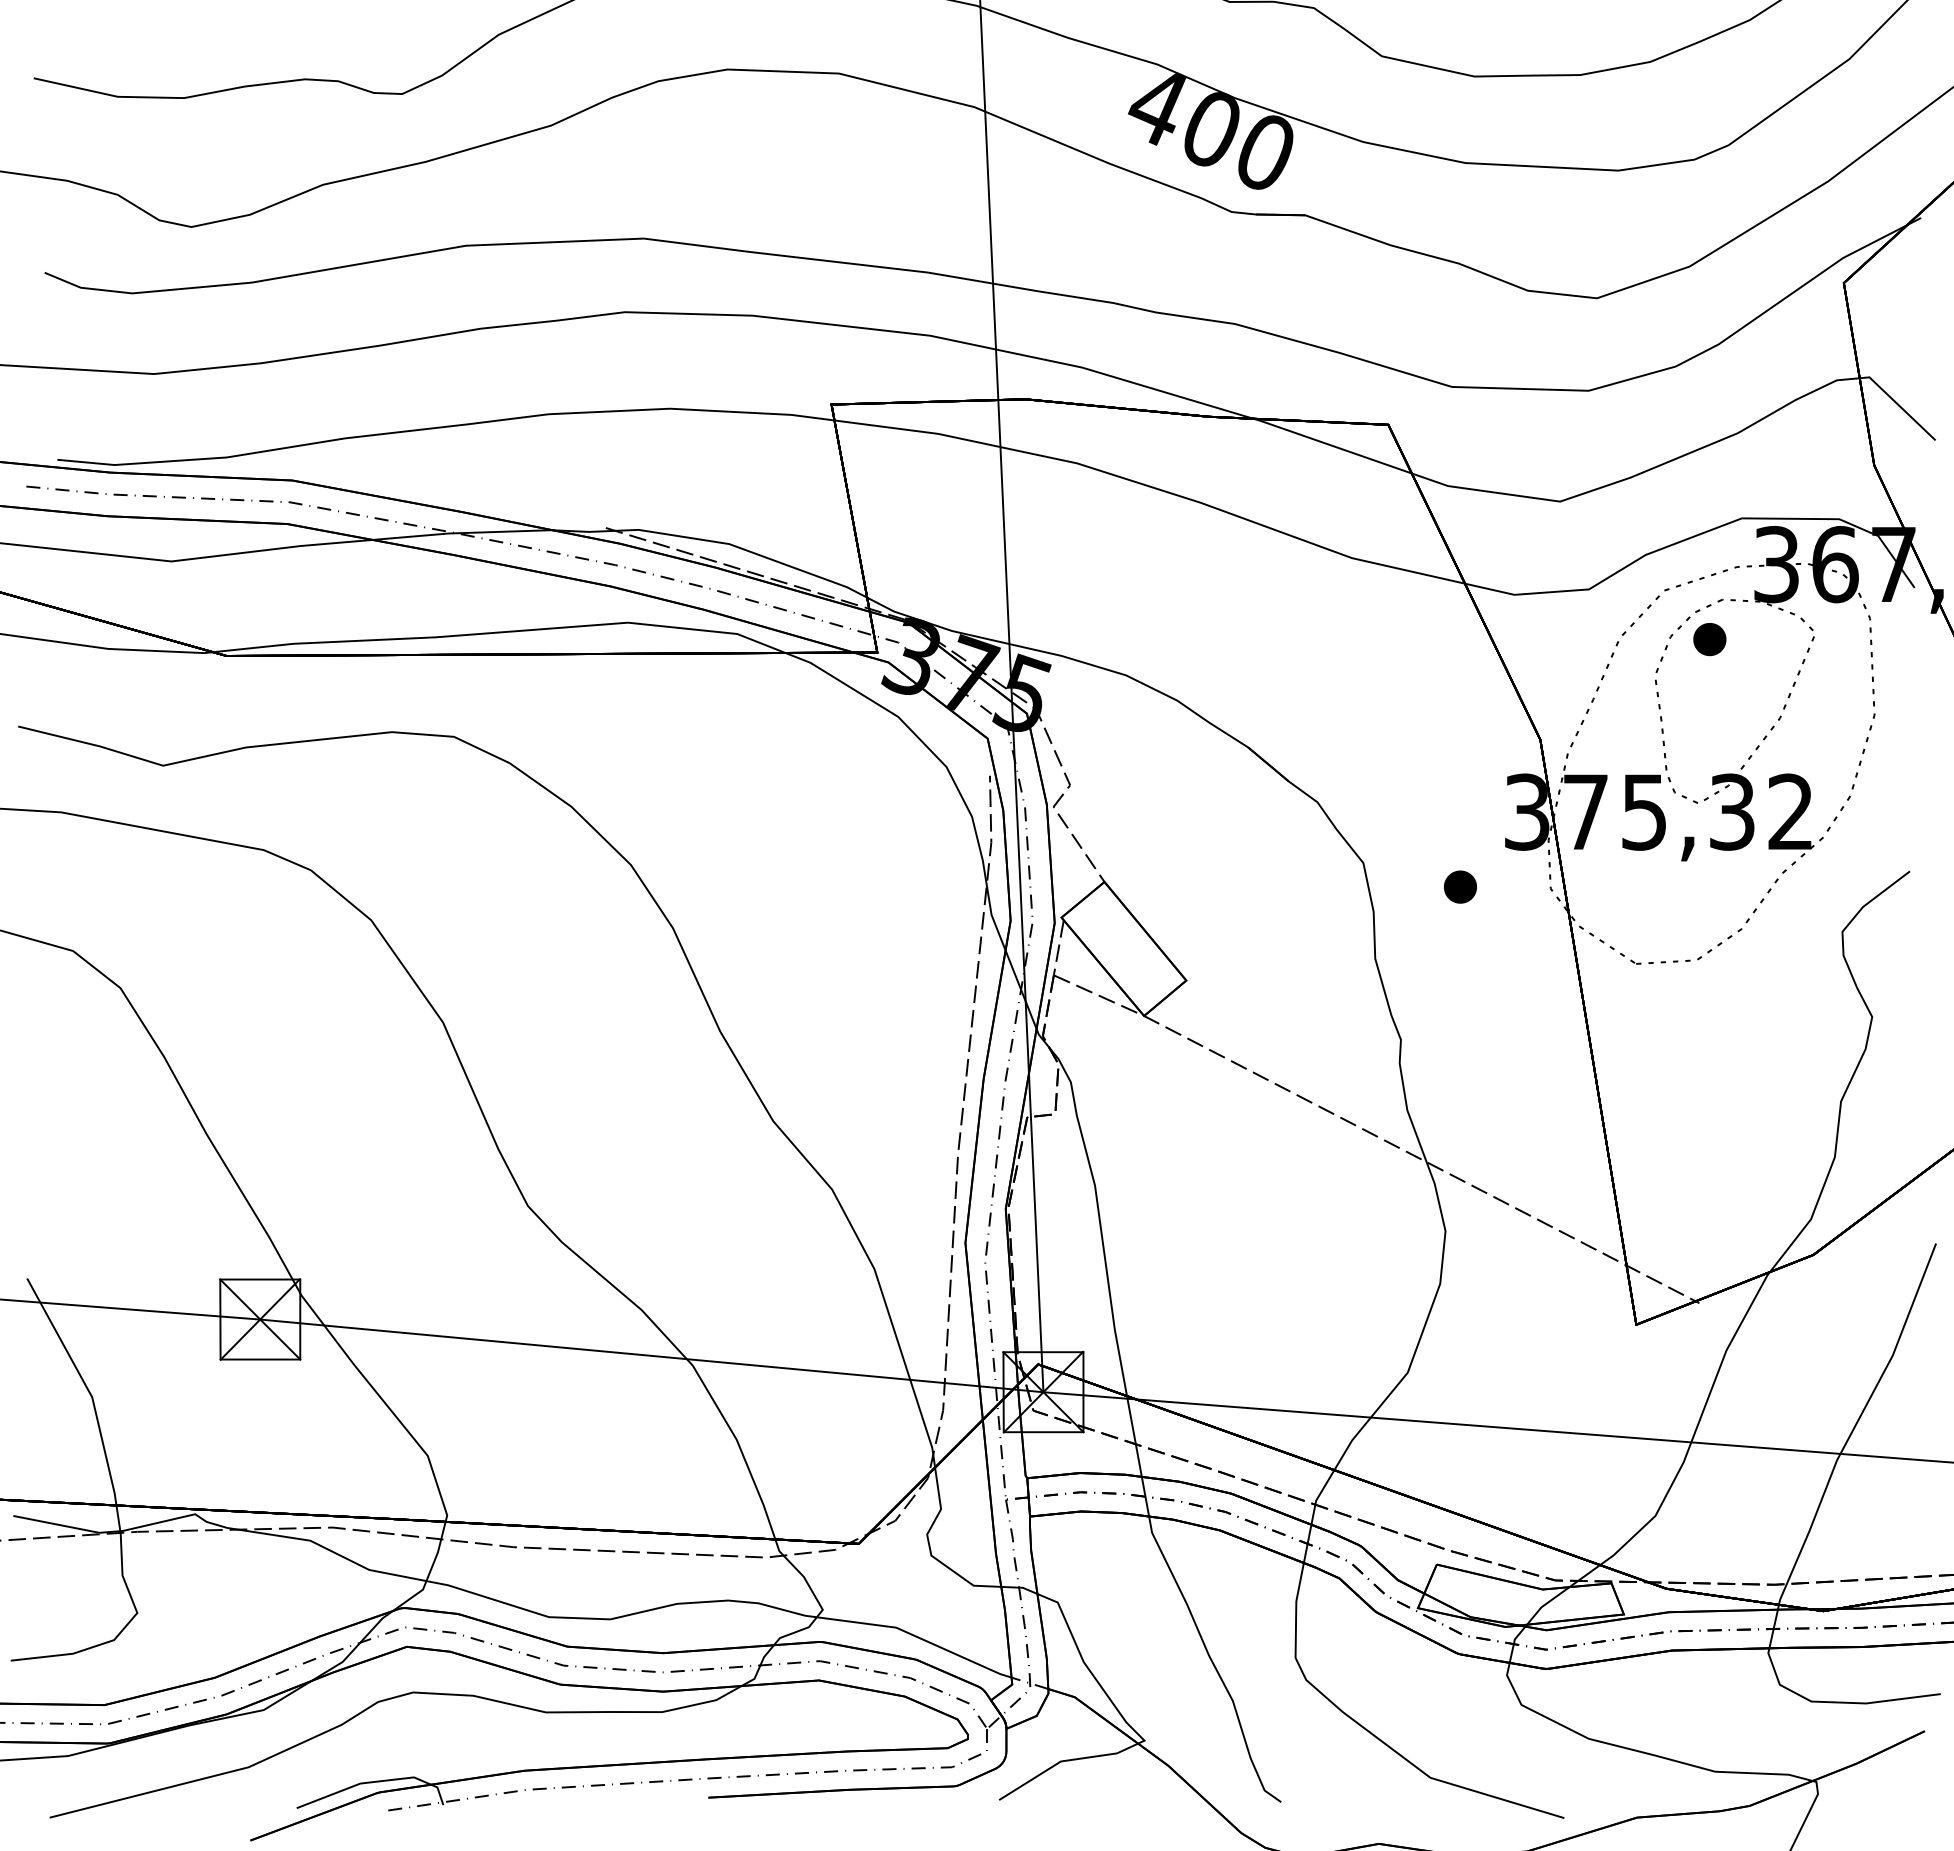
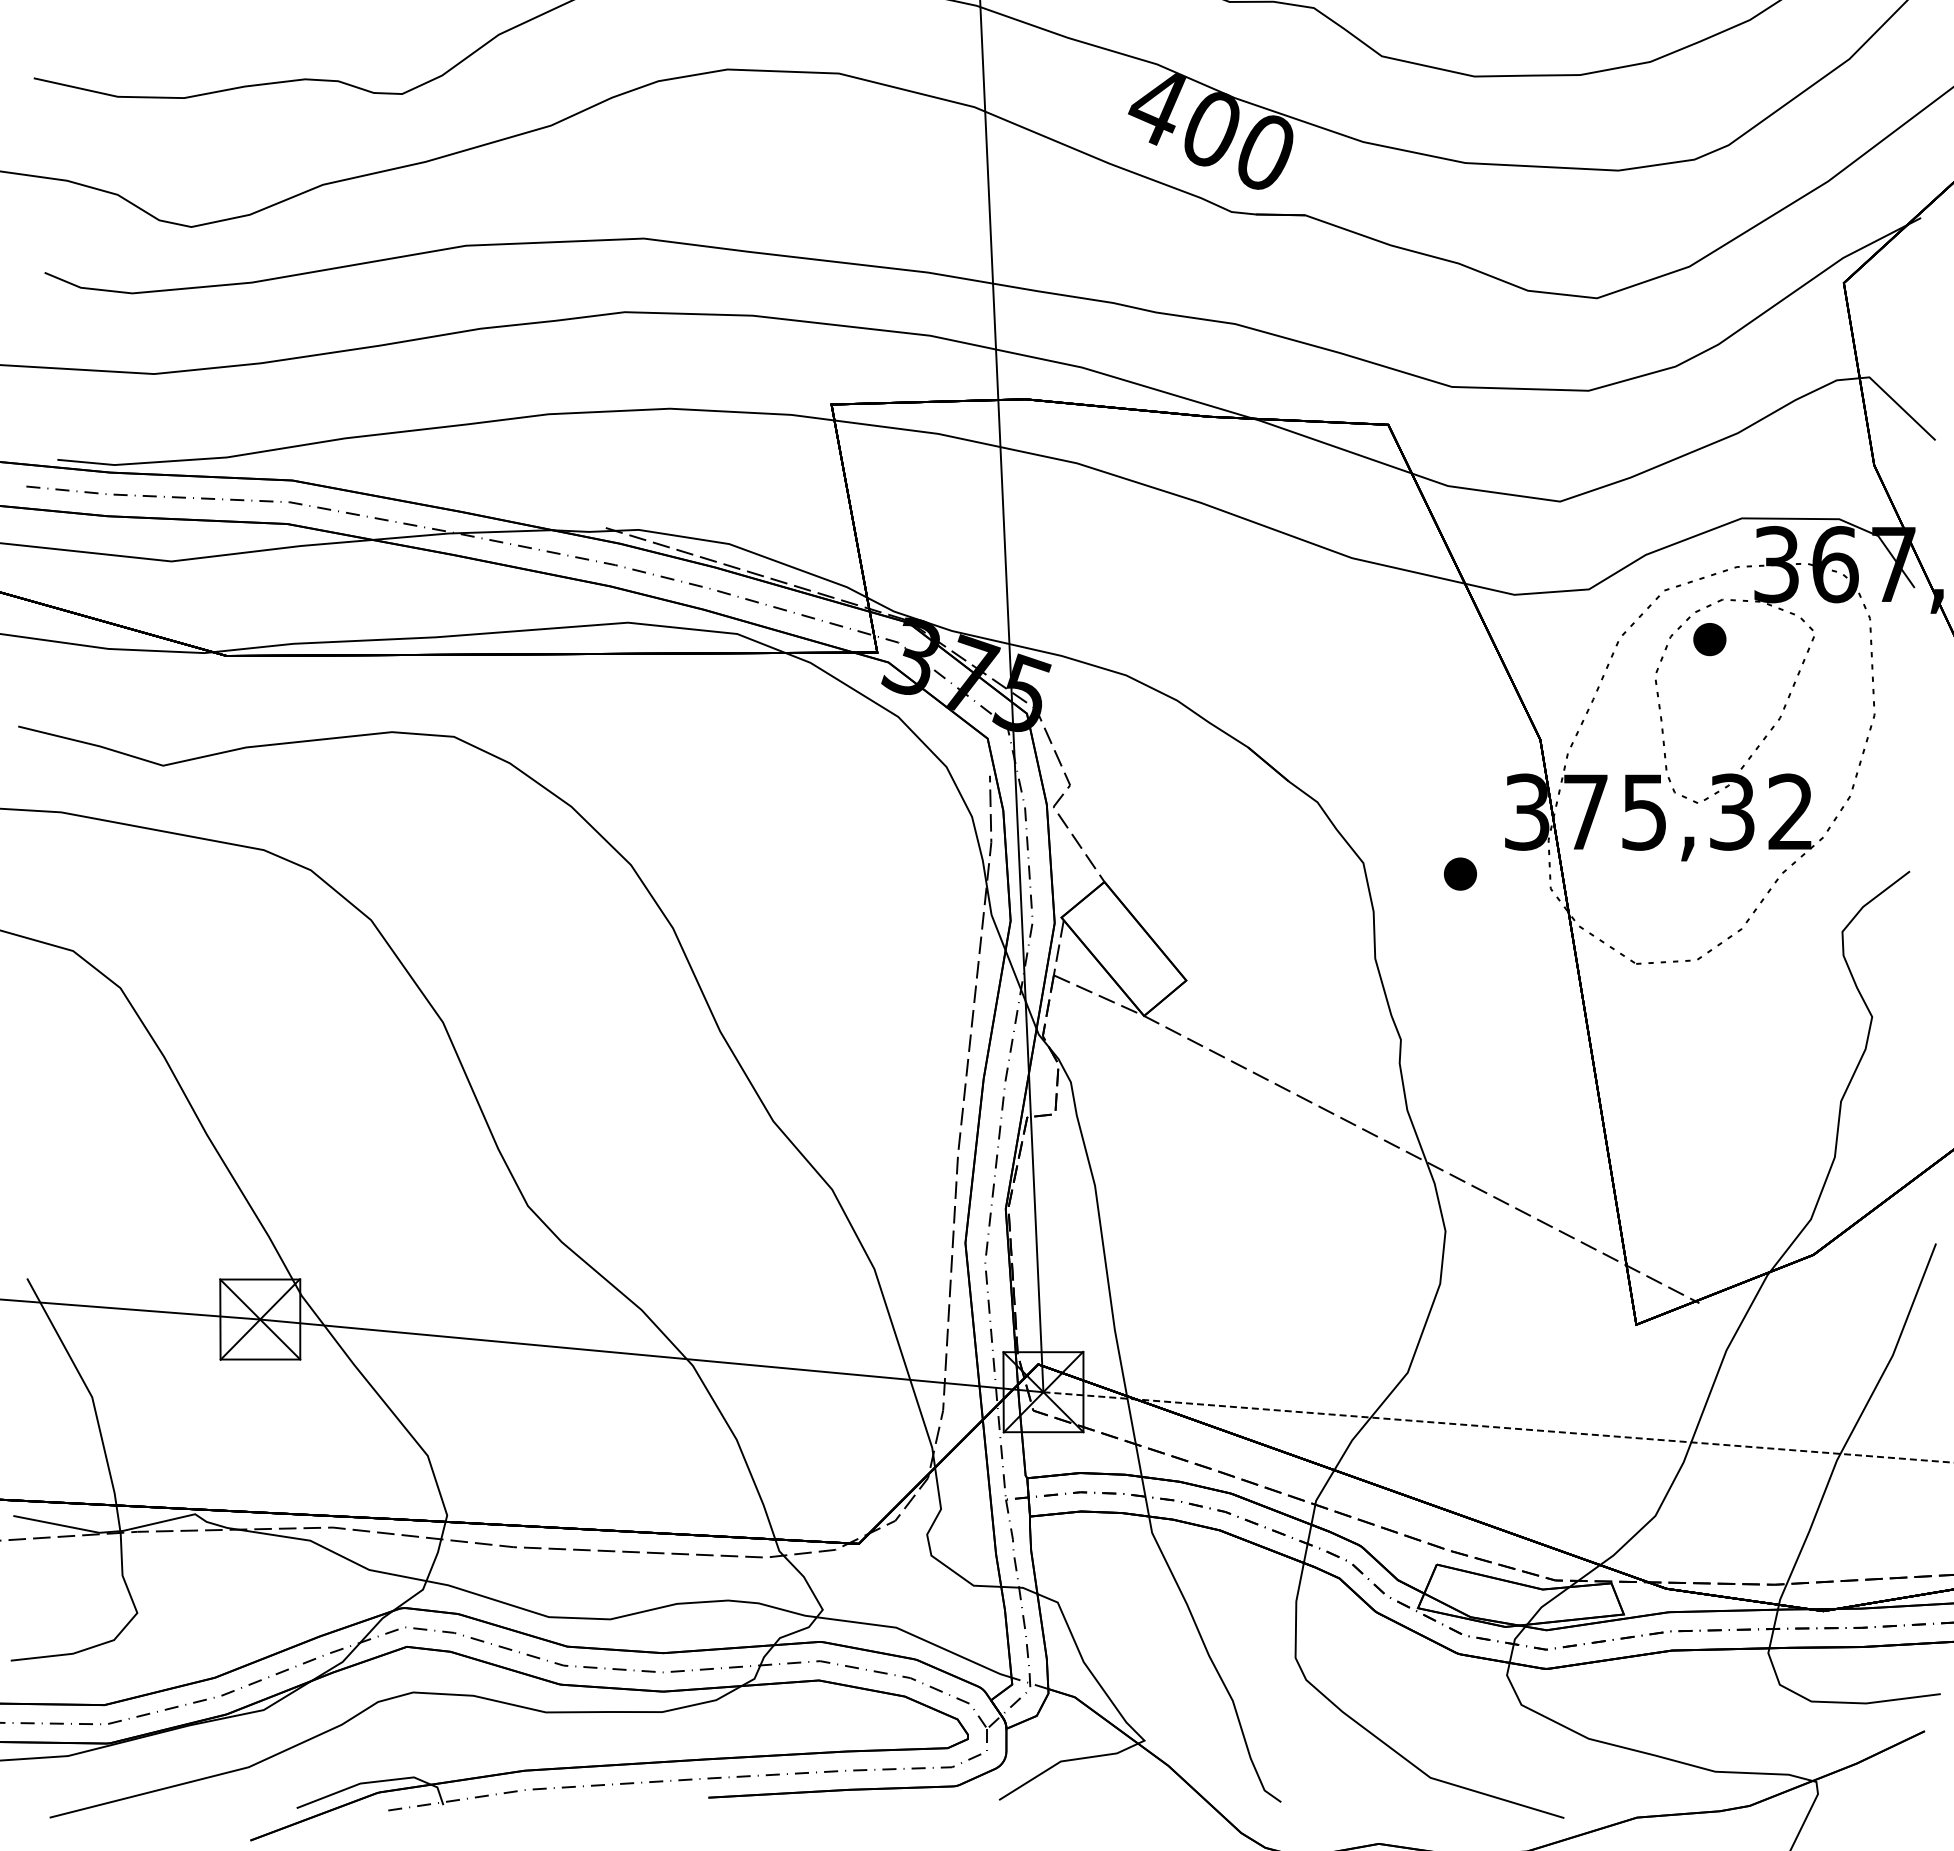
part position: (1460, 886) -> (1460, 873) (1460, 873)
line: solid -> dashed (1498, 1427)
